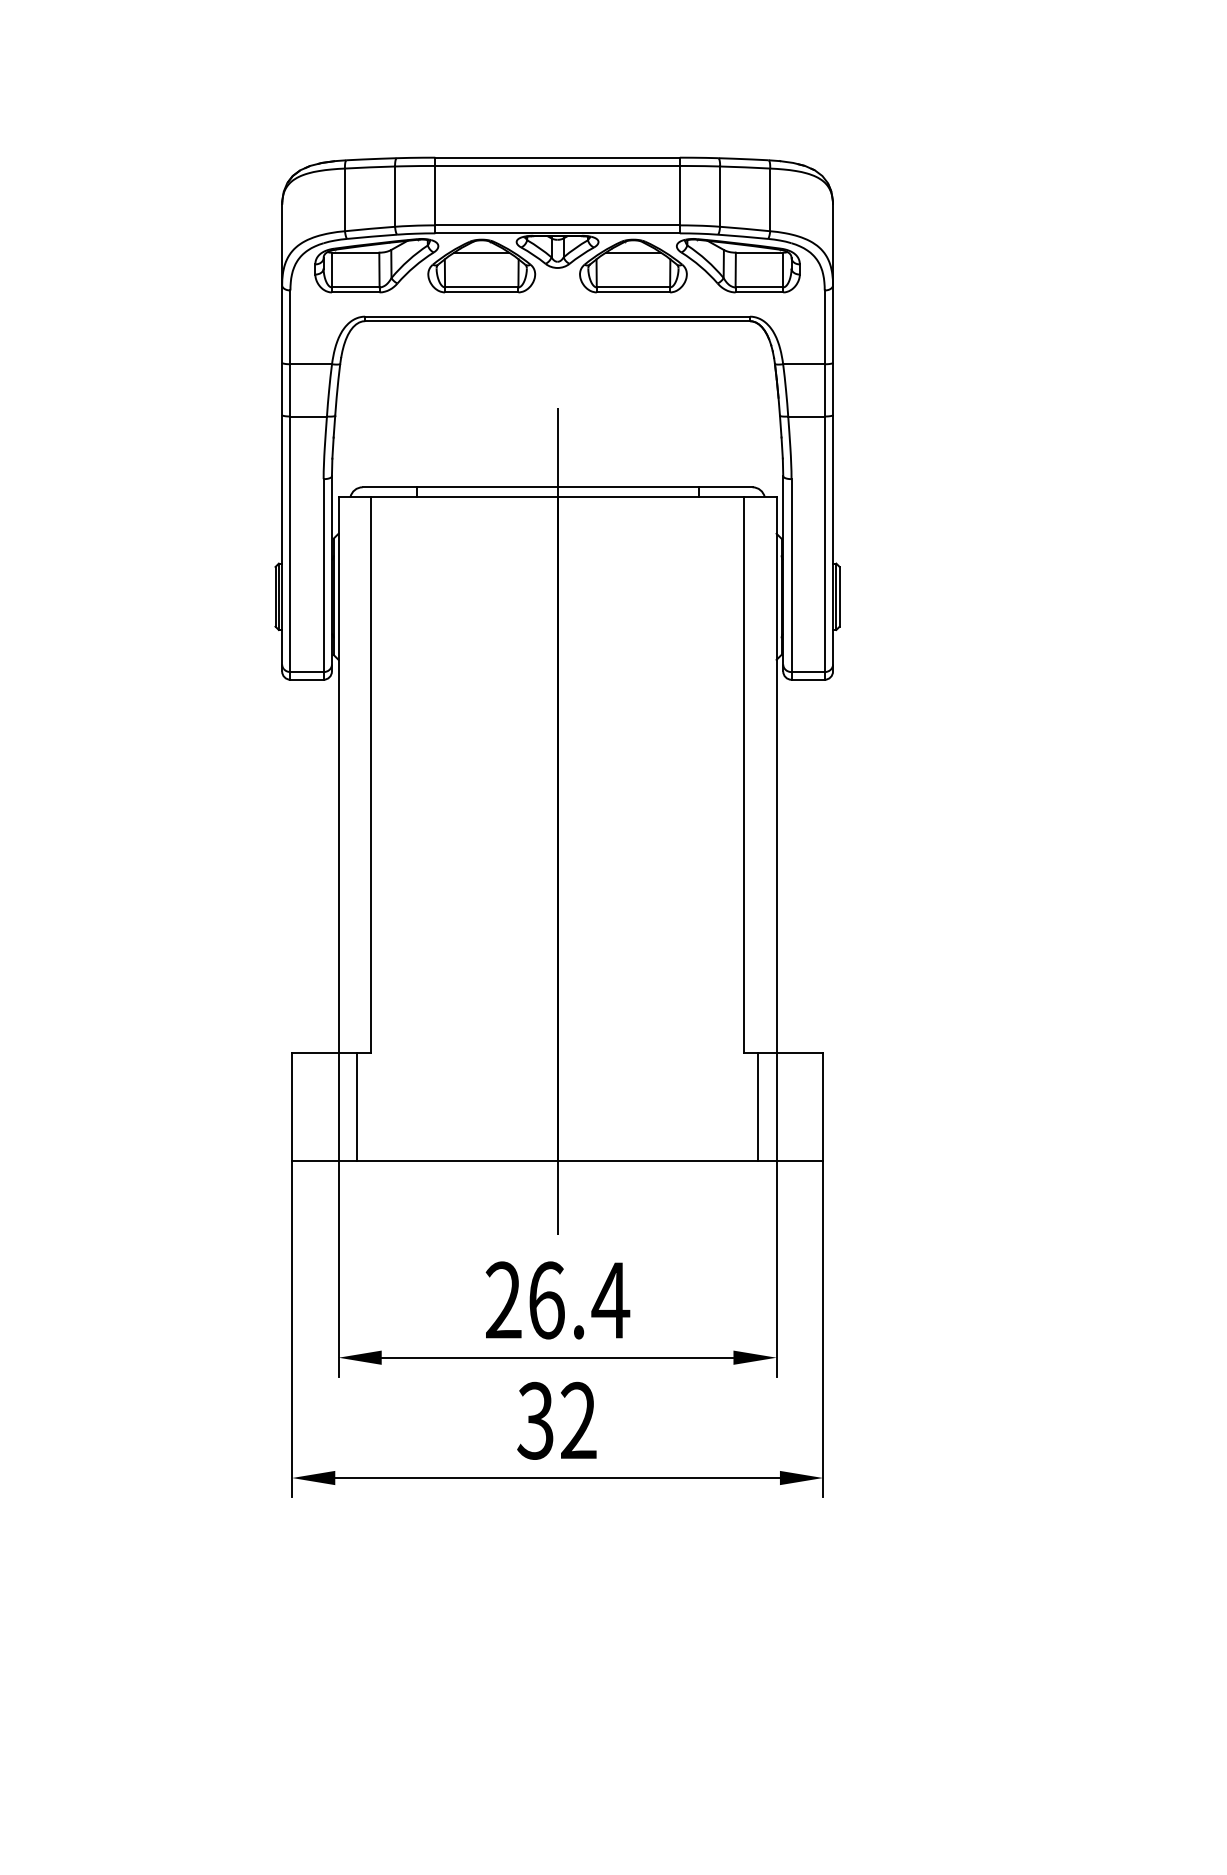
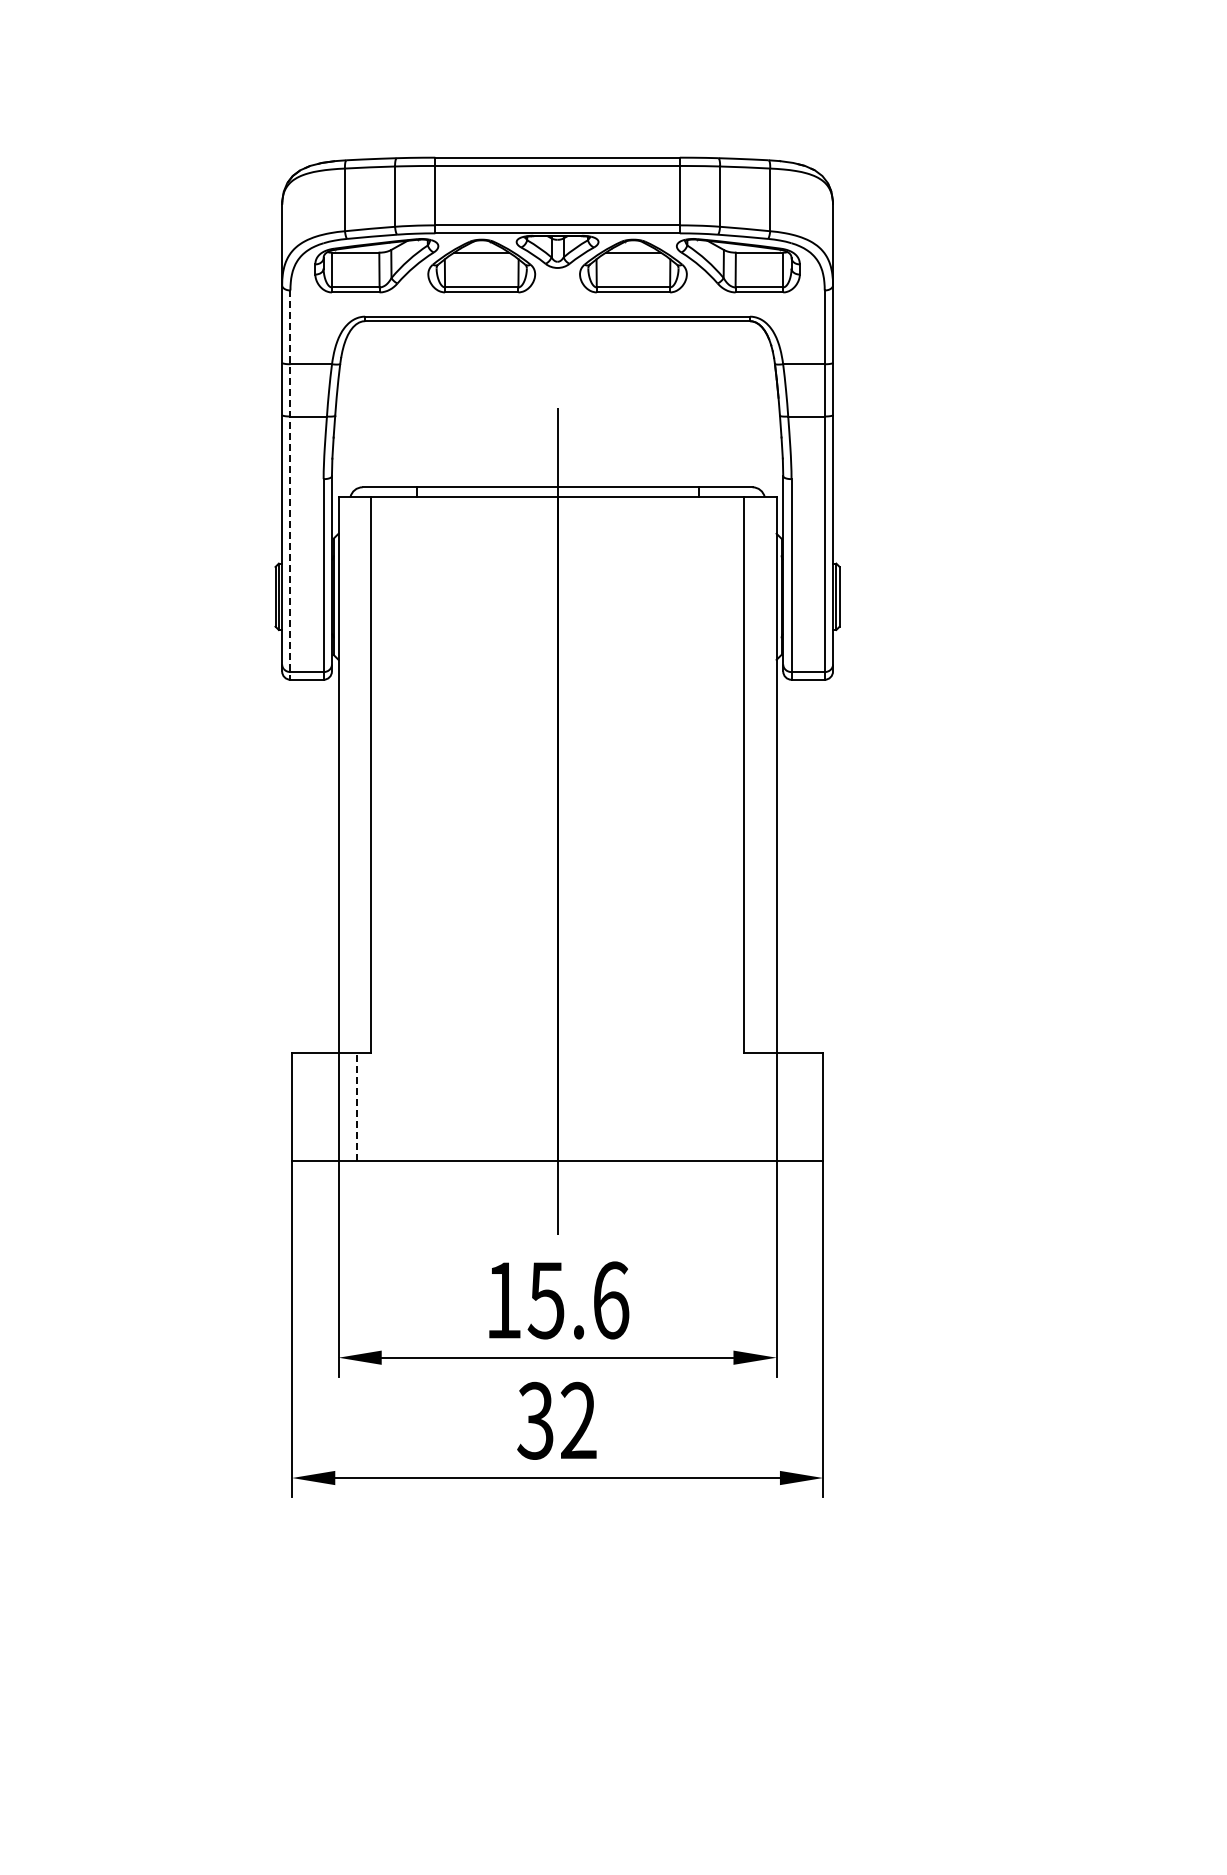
line: solid -> dashed (290, 485)
line: present -> none (757, 1106)
line: solid -> dashed (357, 1107)
text: 26.4 -> 15.6 (557, 1300)
